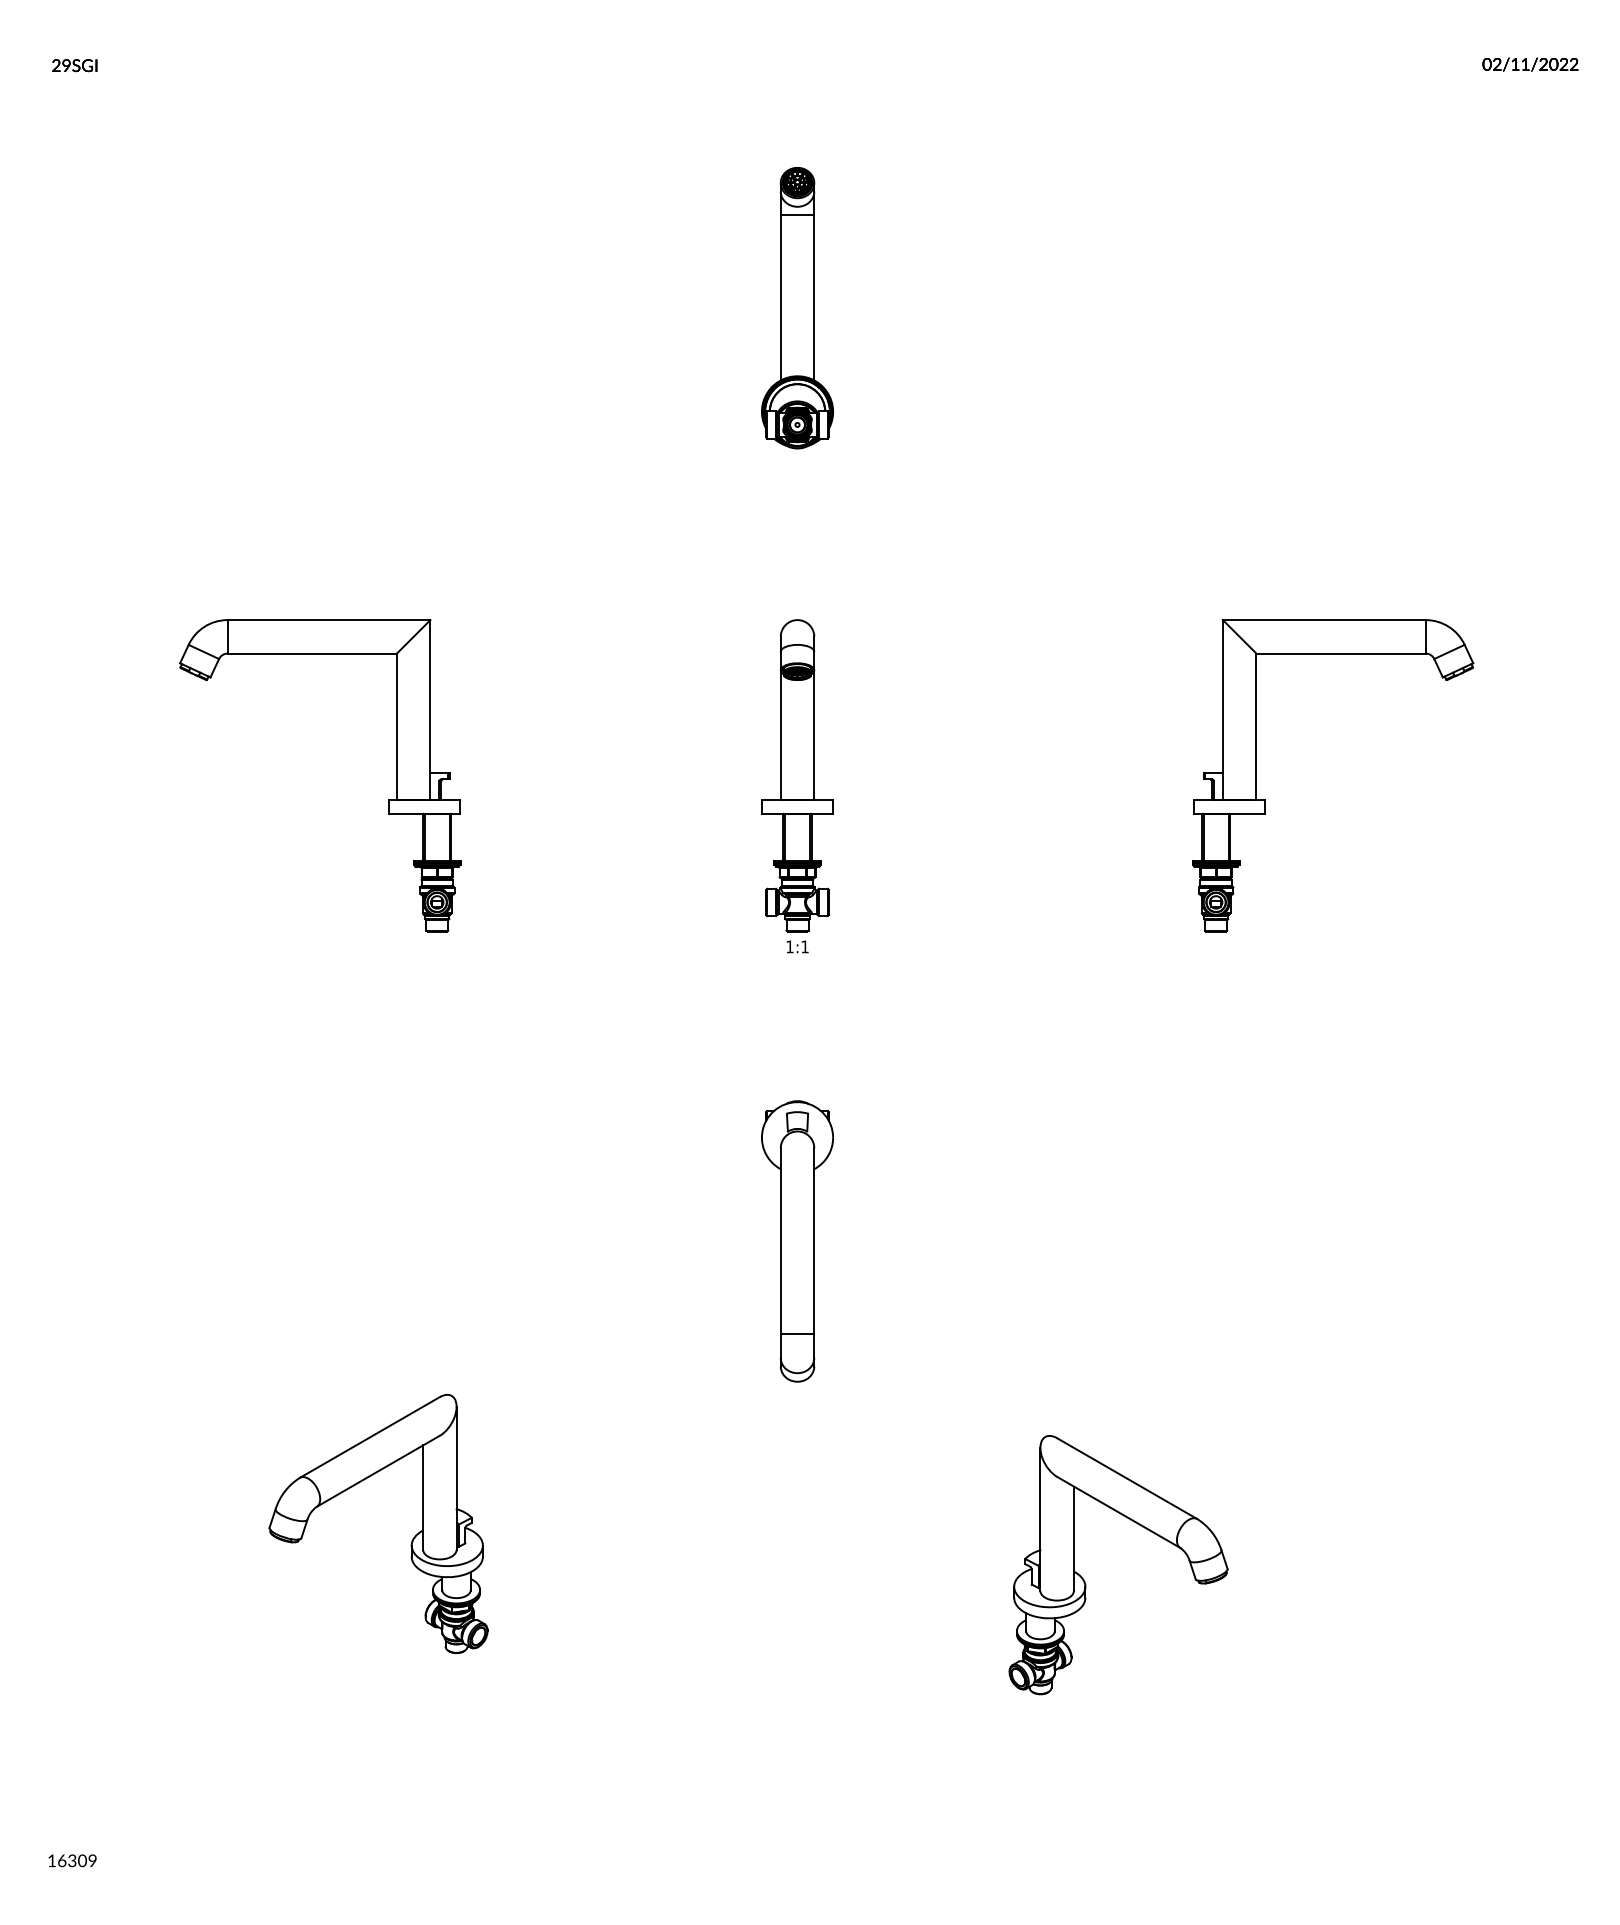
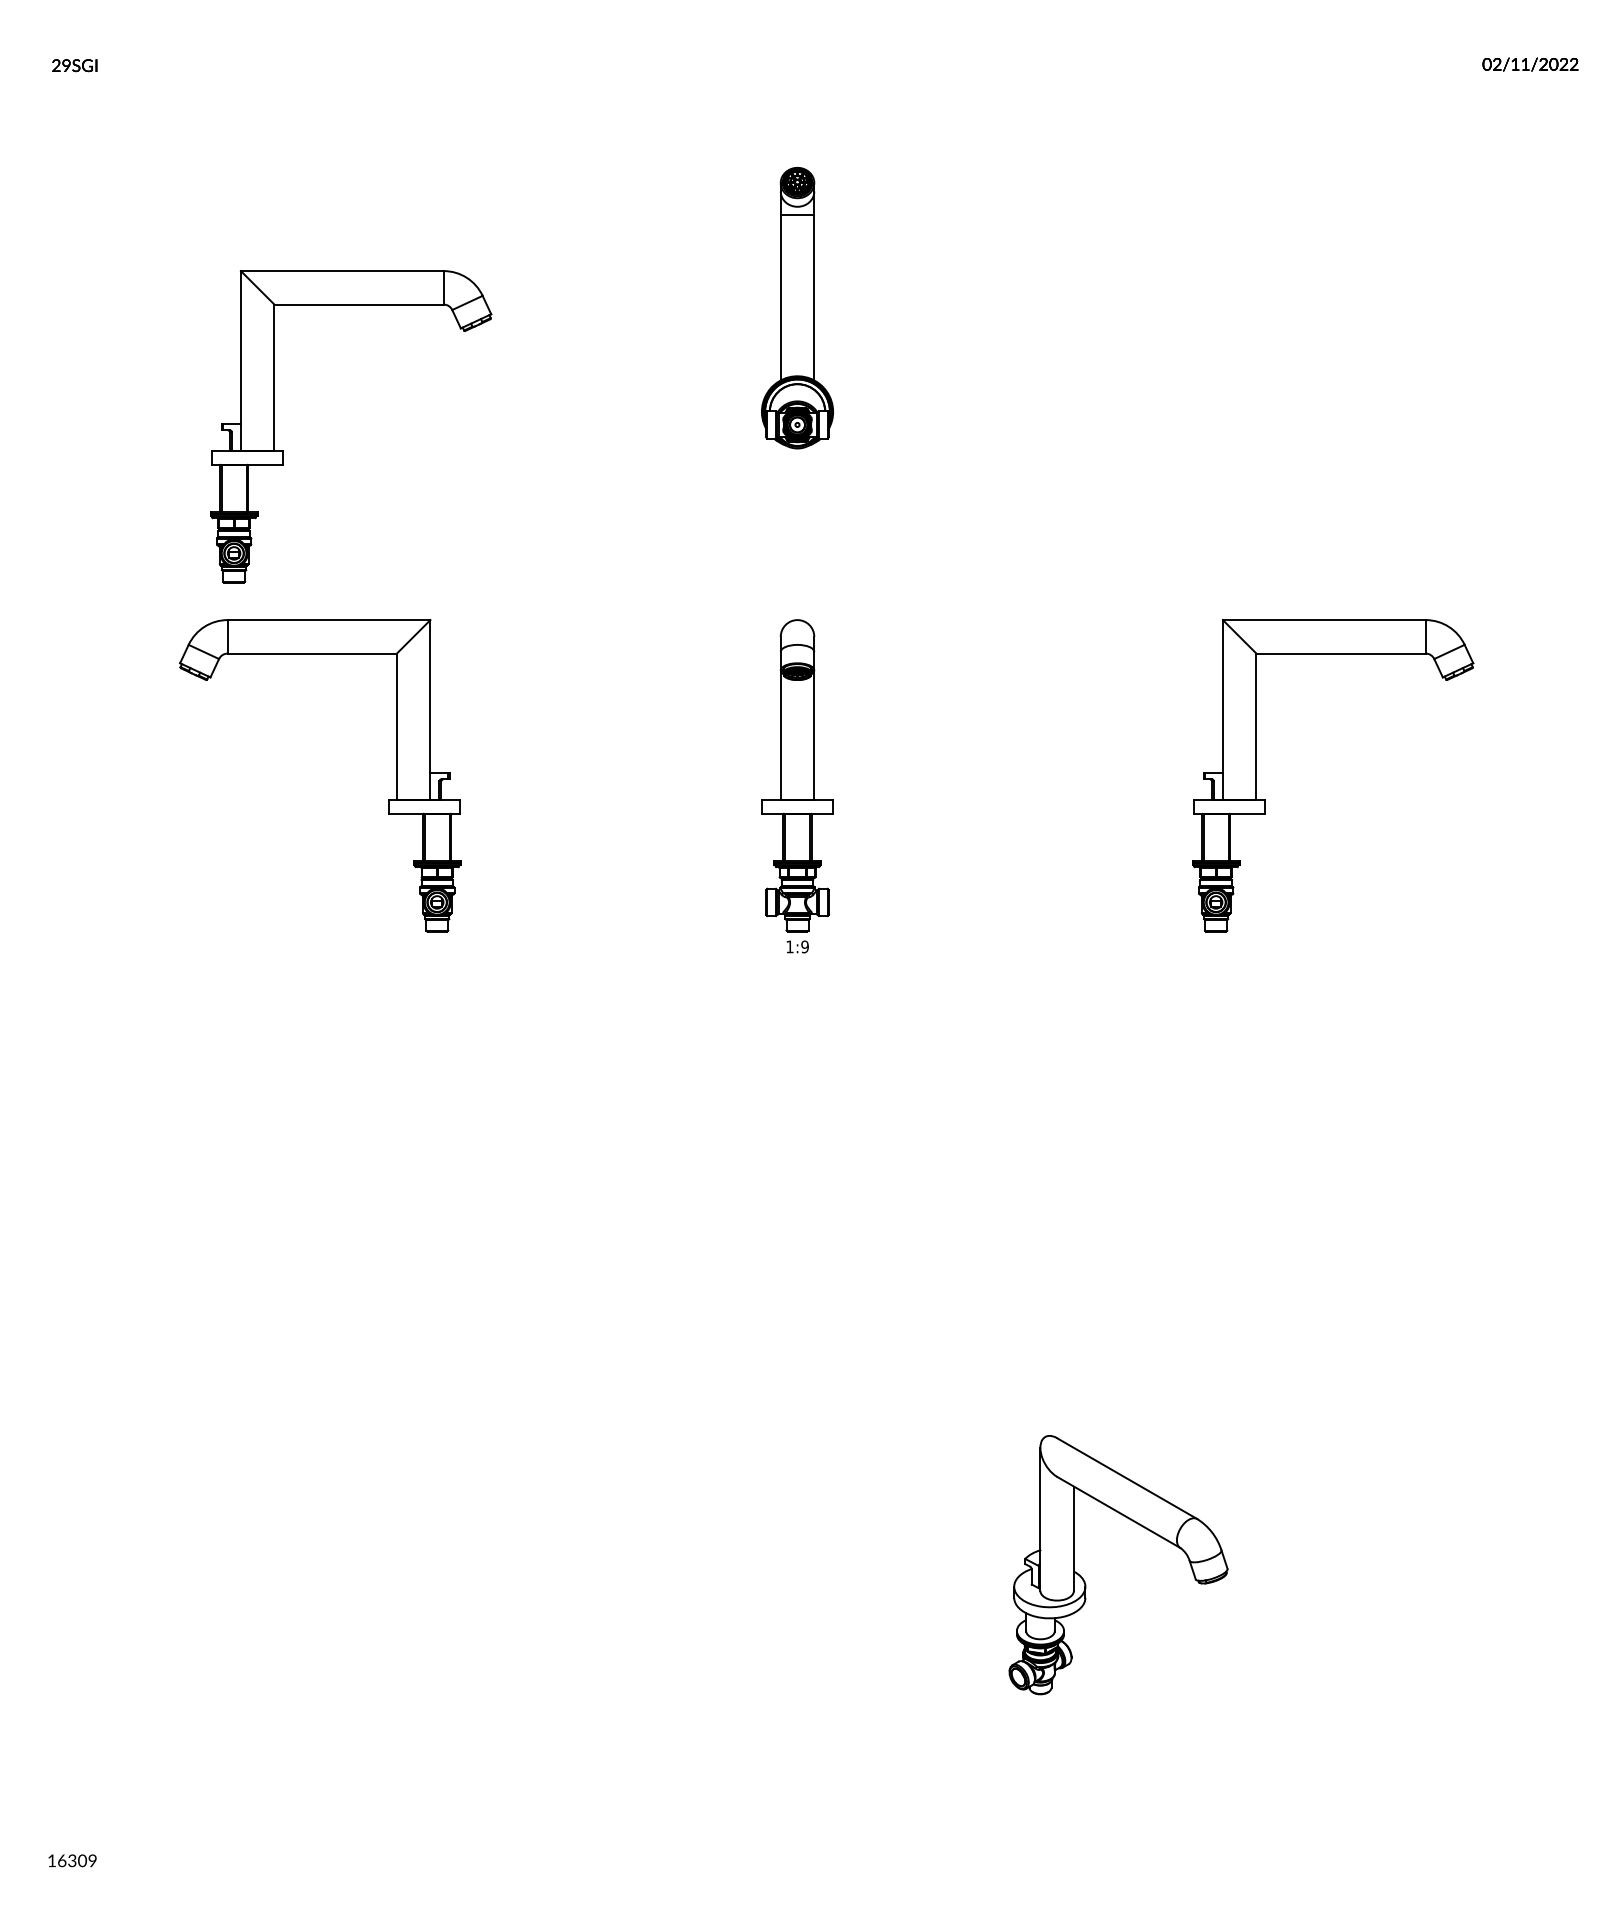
part: none -> present (283, 450)
text: 1:1 -> 1:9 (804, 946)
part: present -> none (797, 1241)
part: present -> none (411, 1540)
